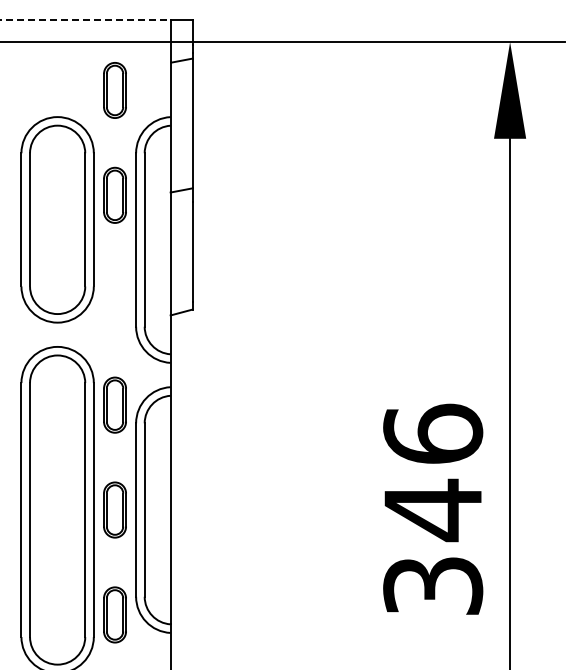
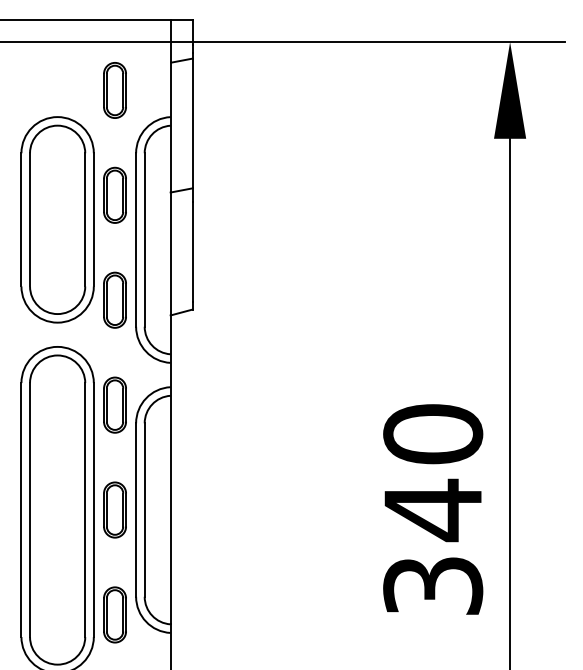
line: dashed -> solid (85, 20)
part: none -> present (114, 299)
text: 346 -> 340 (433, 433)
